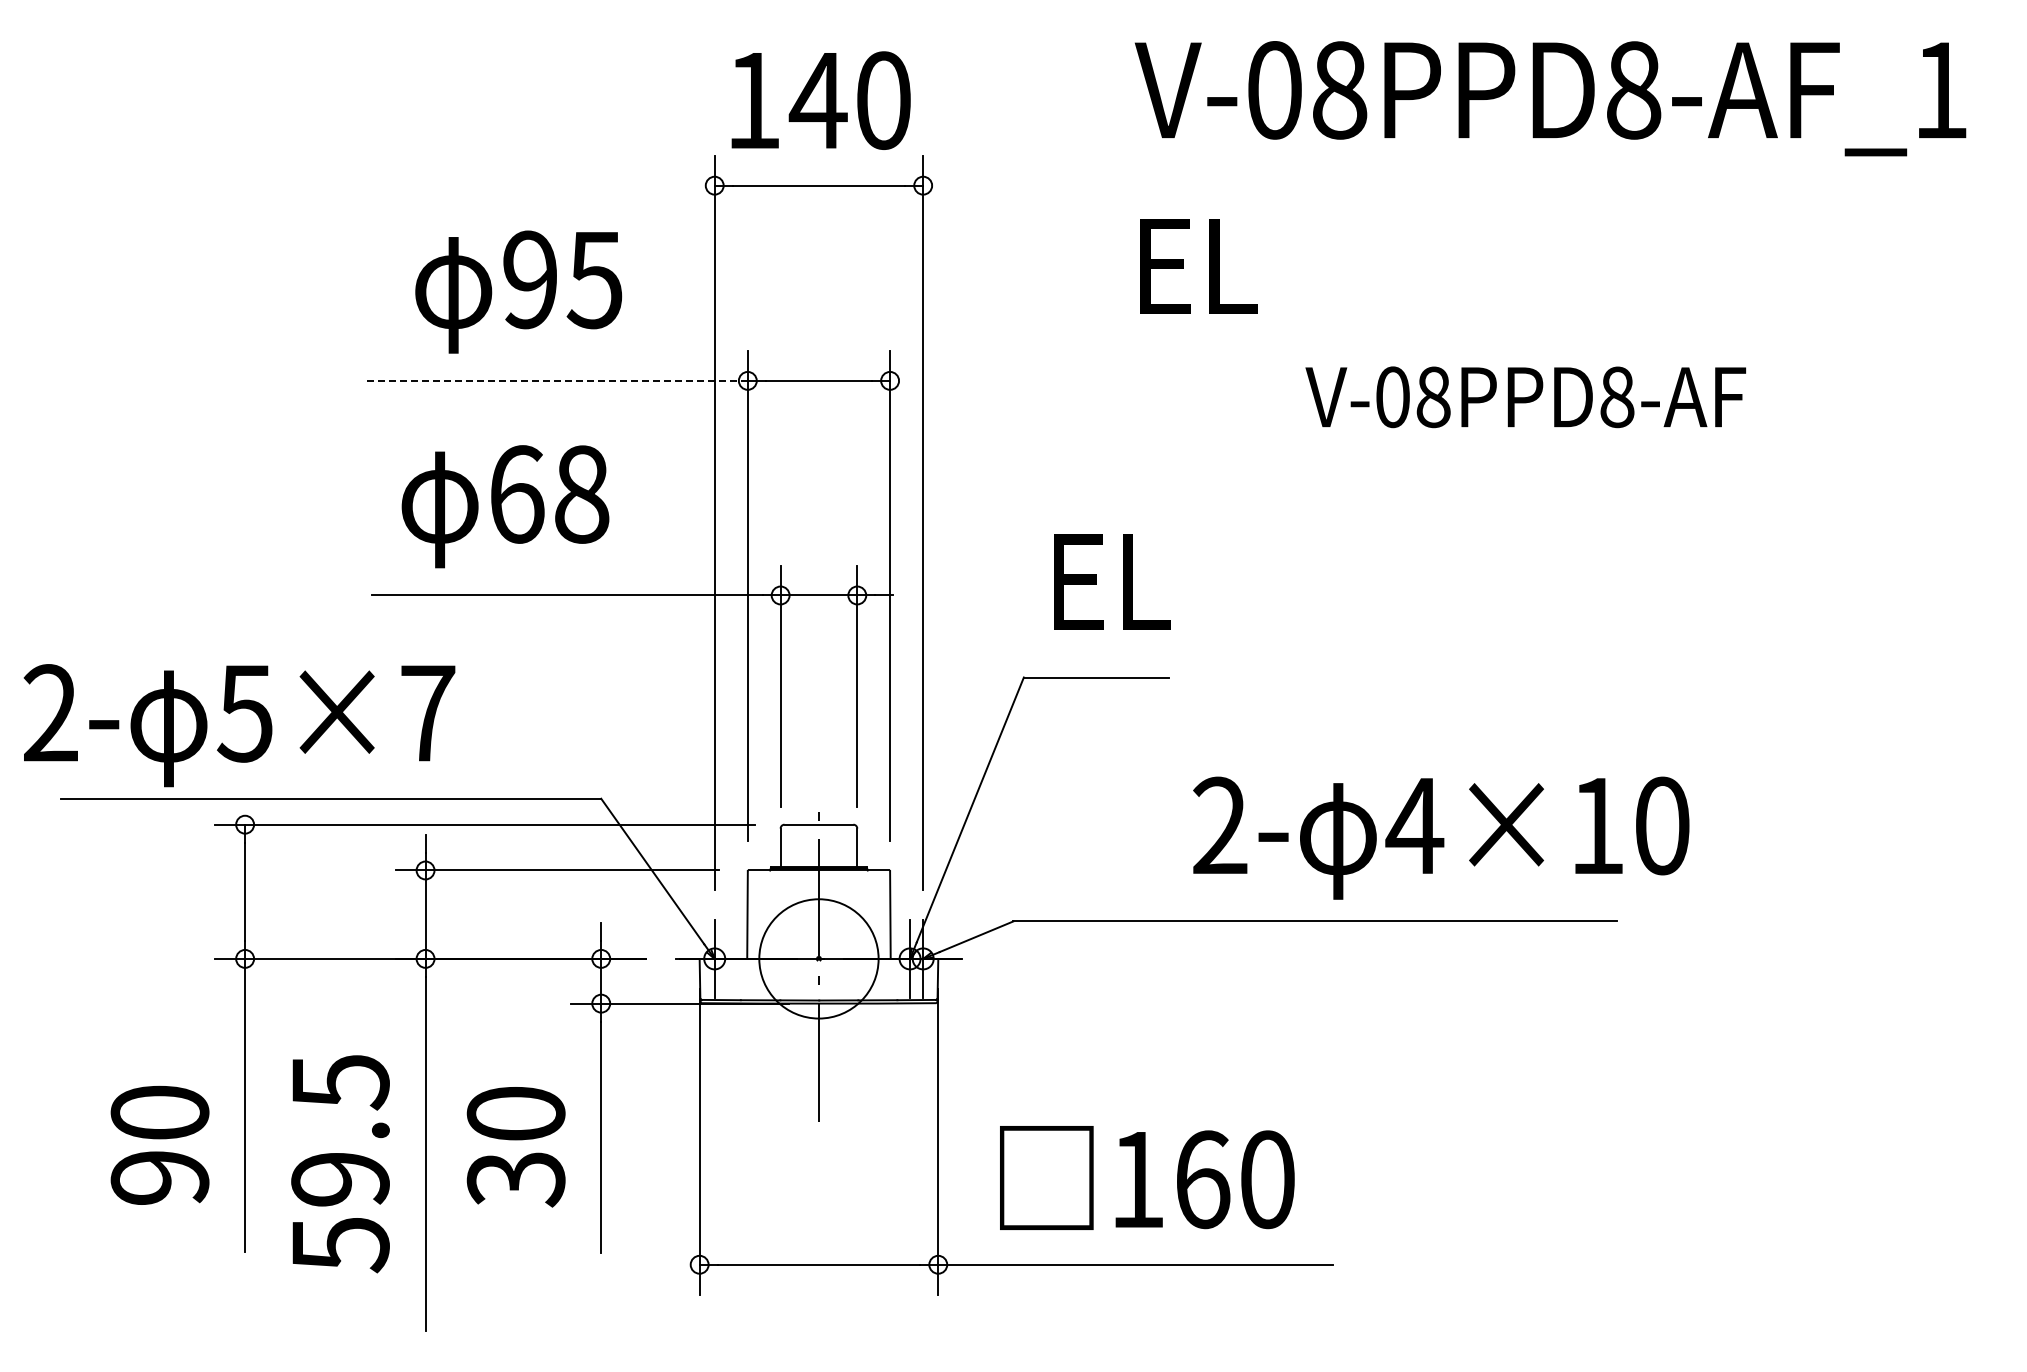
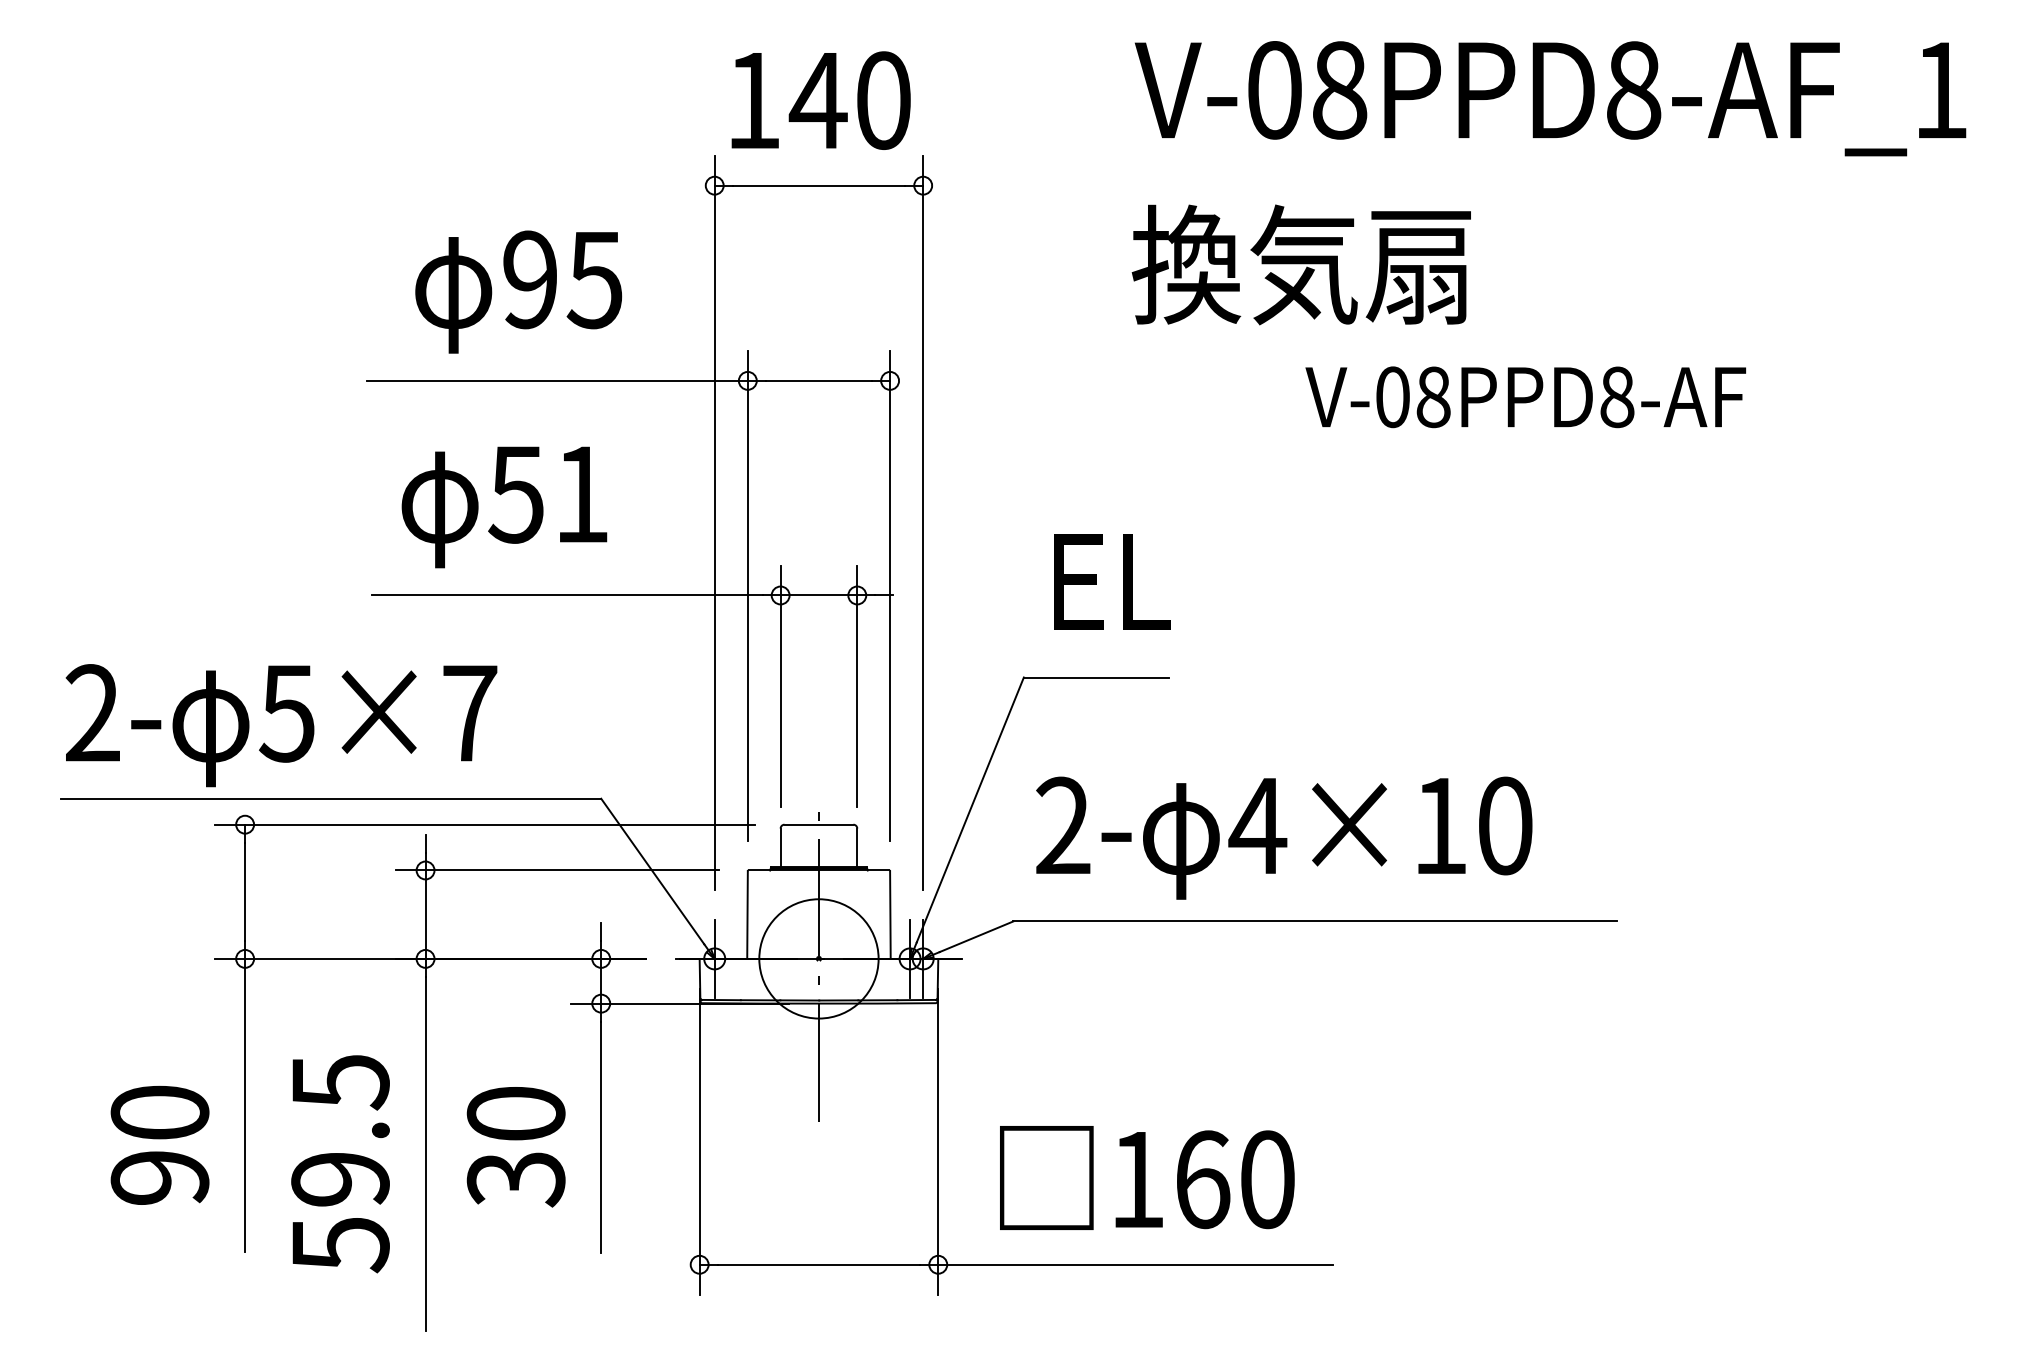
text: EL -> 換気扇 (1300, 264)
line: dashed -> solid (556, 380)
text: 68 -> 51 (548, 494)
text position: (239, 725) -> (281, 725) (281, 725)
text position: (1441, 837) -> (1284, 837) (1284, 837)
